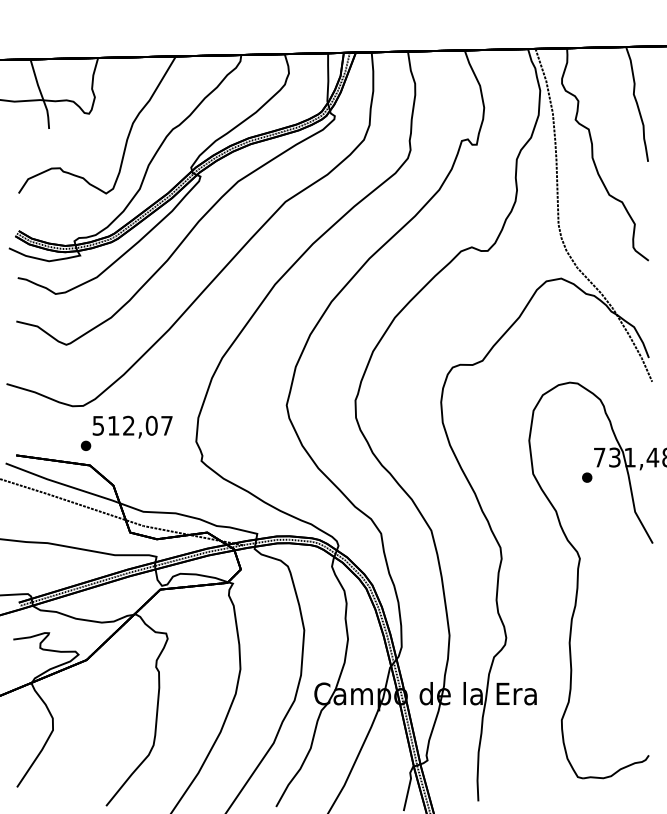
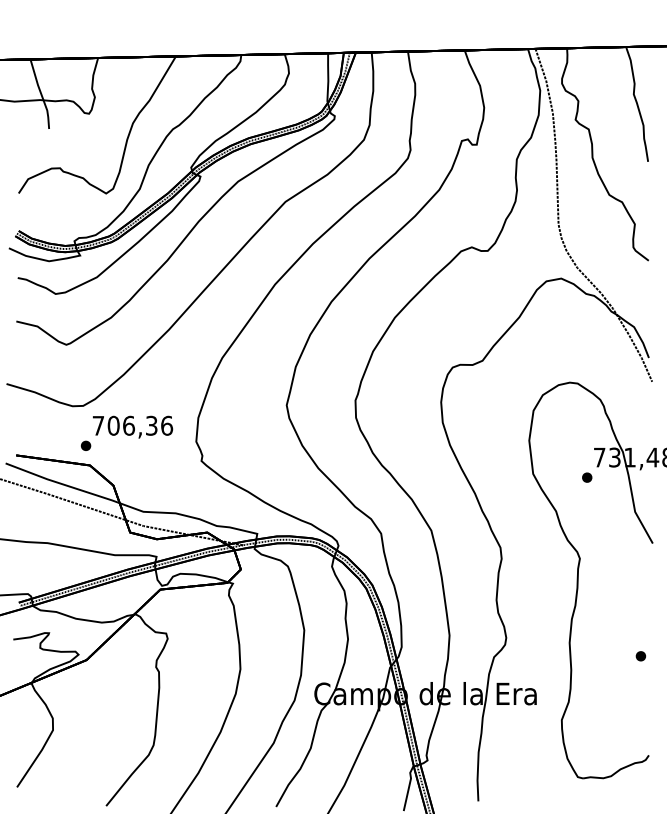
text: 512,07 -> 706,36 (132, 425)
part: none -> present (640, 656)
